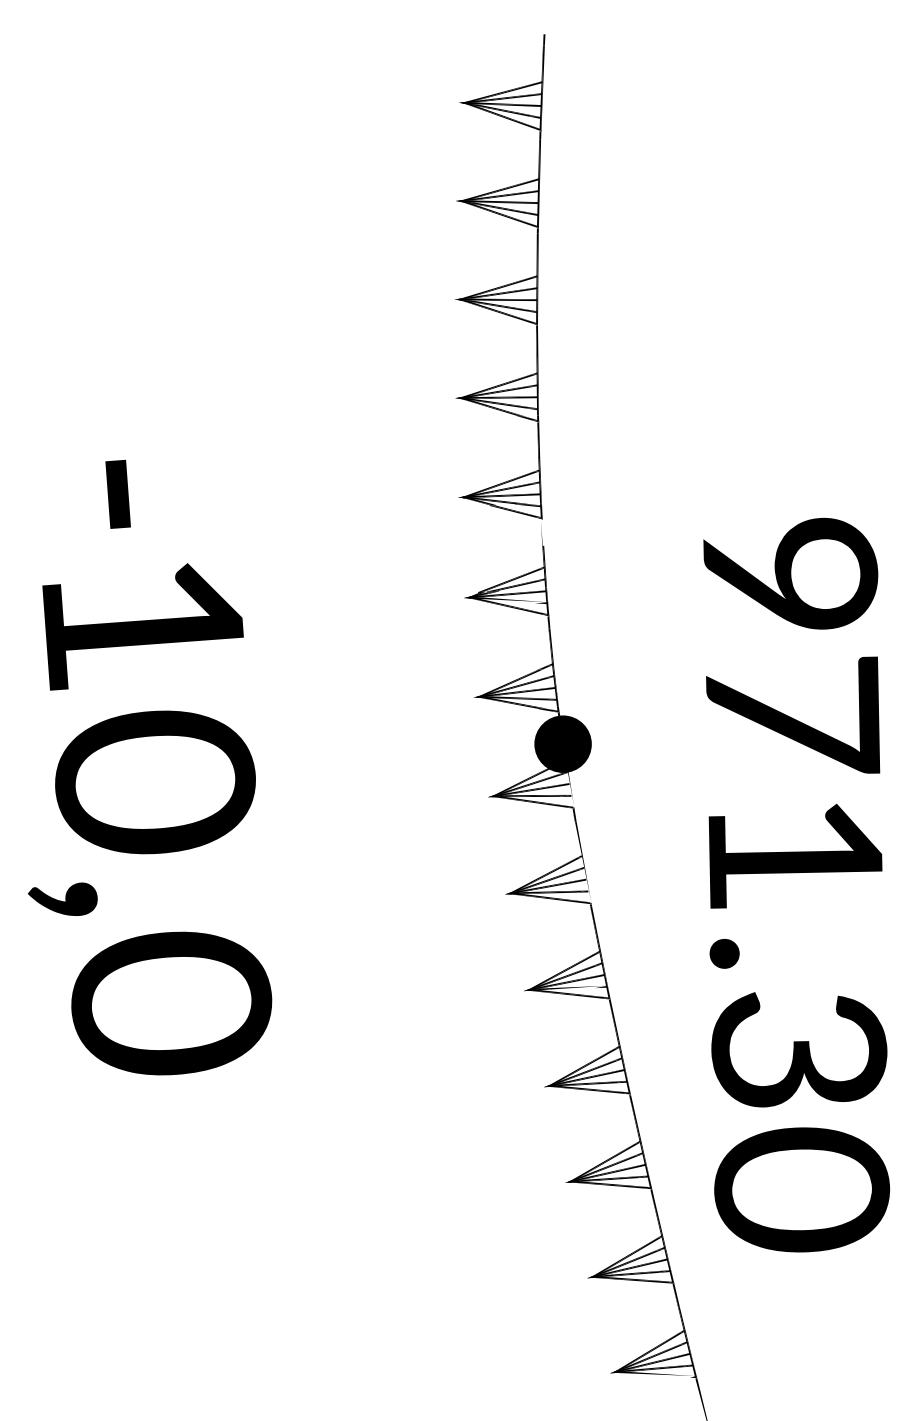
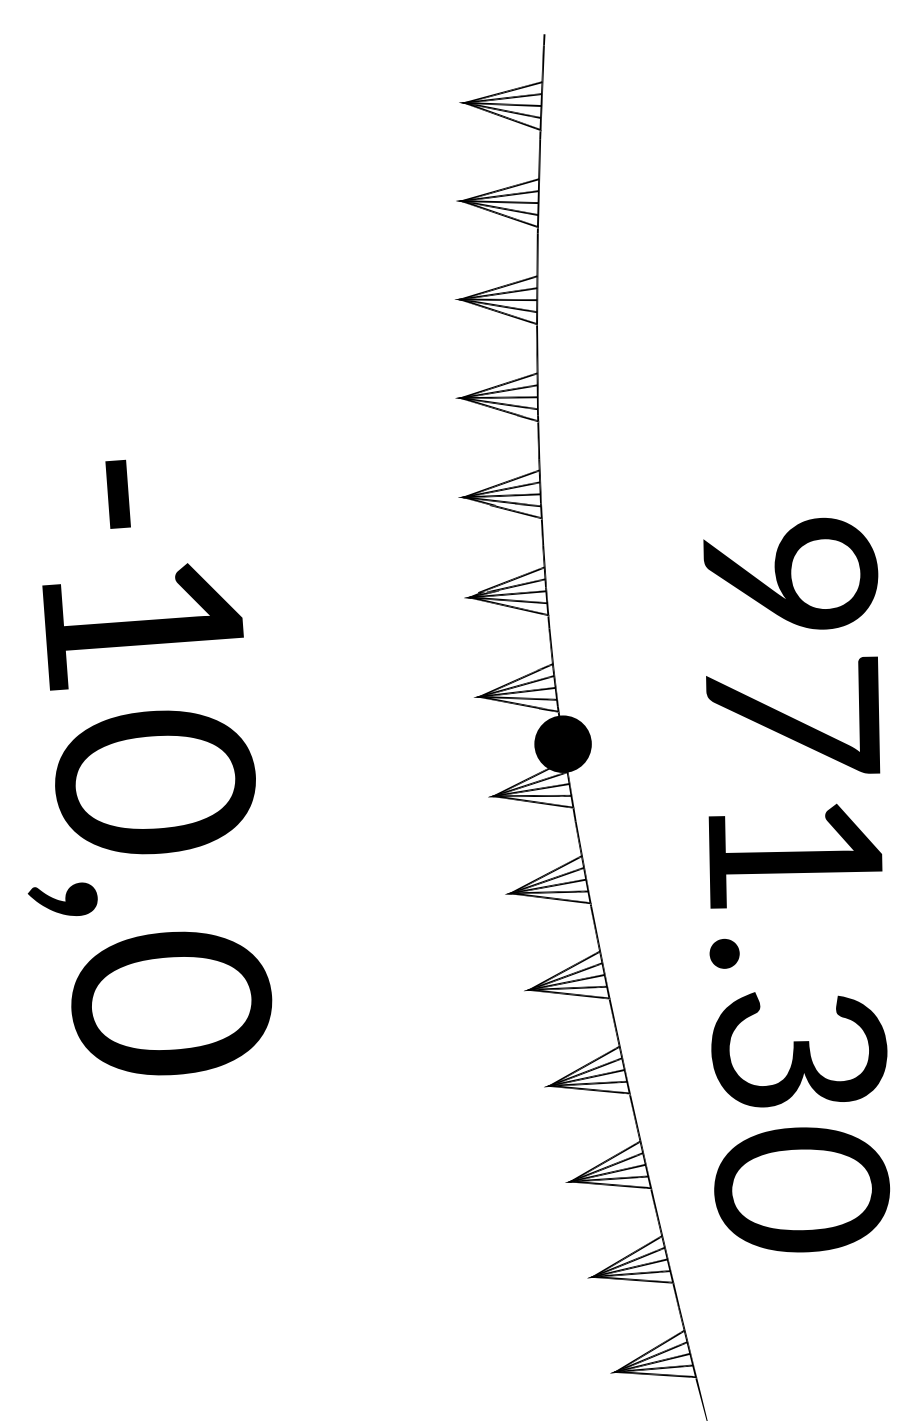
fill: none -> present (542, 532)
fill: none -> present (508, 600)
fill: none -> present (568, 775)
fill: none -> present (582, 862)
fill: none -> present (568, 987)
fill: none -> present (655, 1374)
